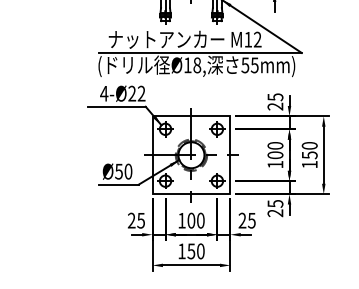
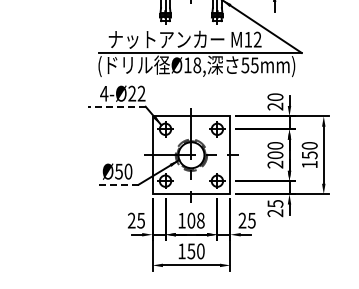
text: 25 -> 20 (275, 97)
line: solid -> dashed (116, 106)
text: 100 -> 200 (275, 164)
line: solid -> dashed (118, 184)
text: 100 -> 108 (200, 220)
